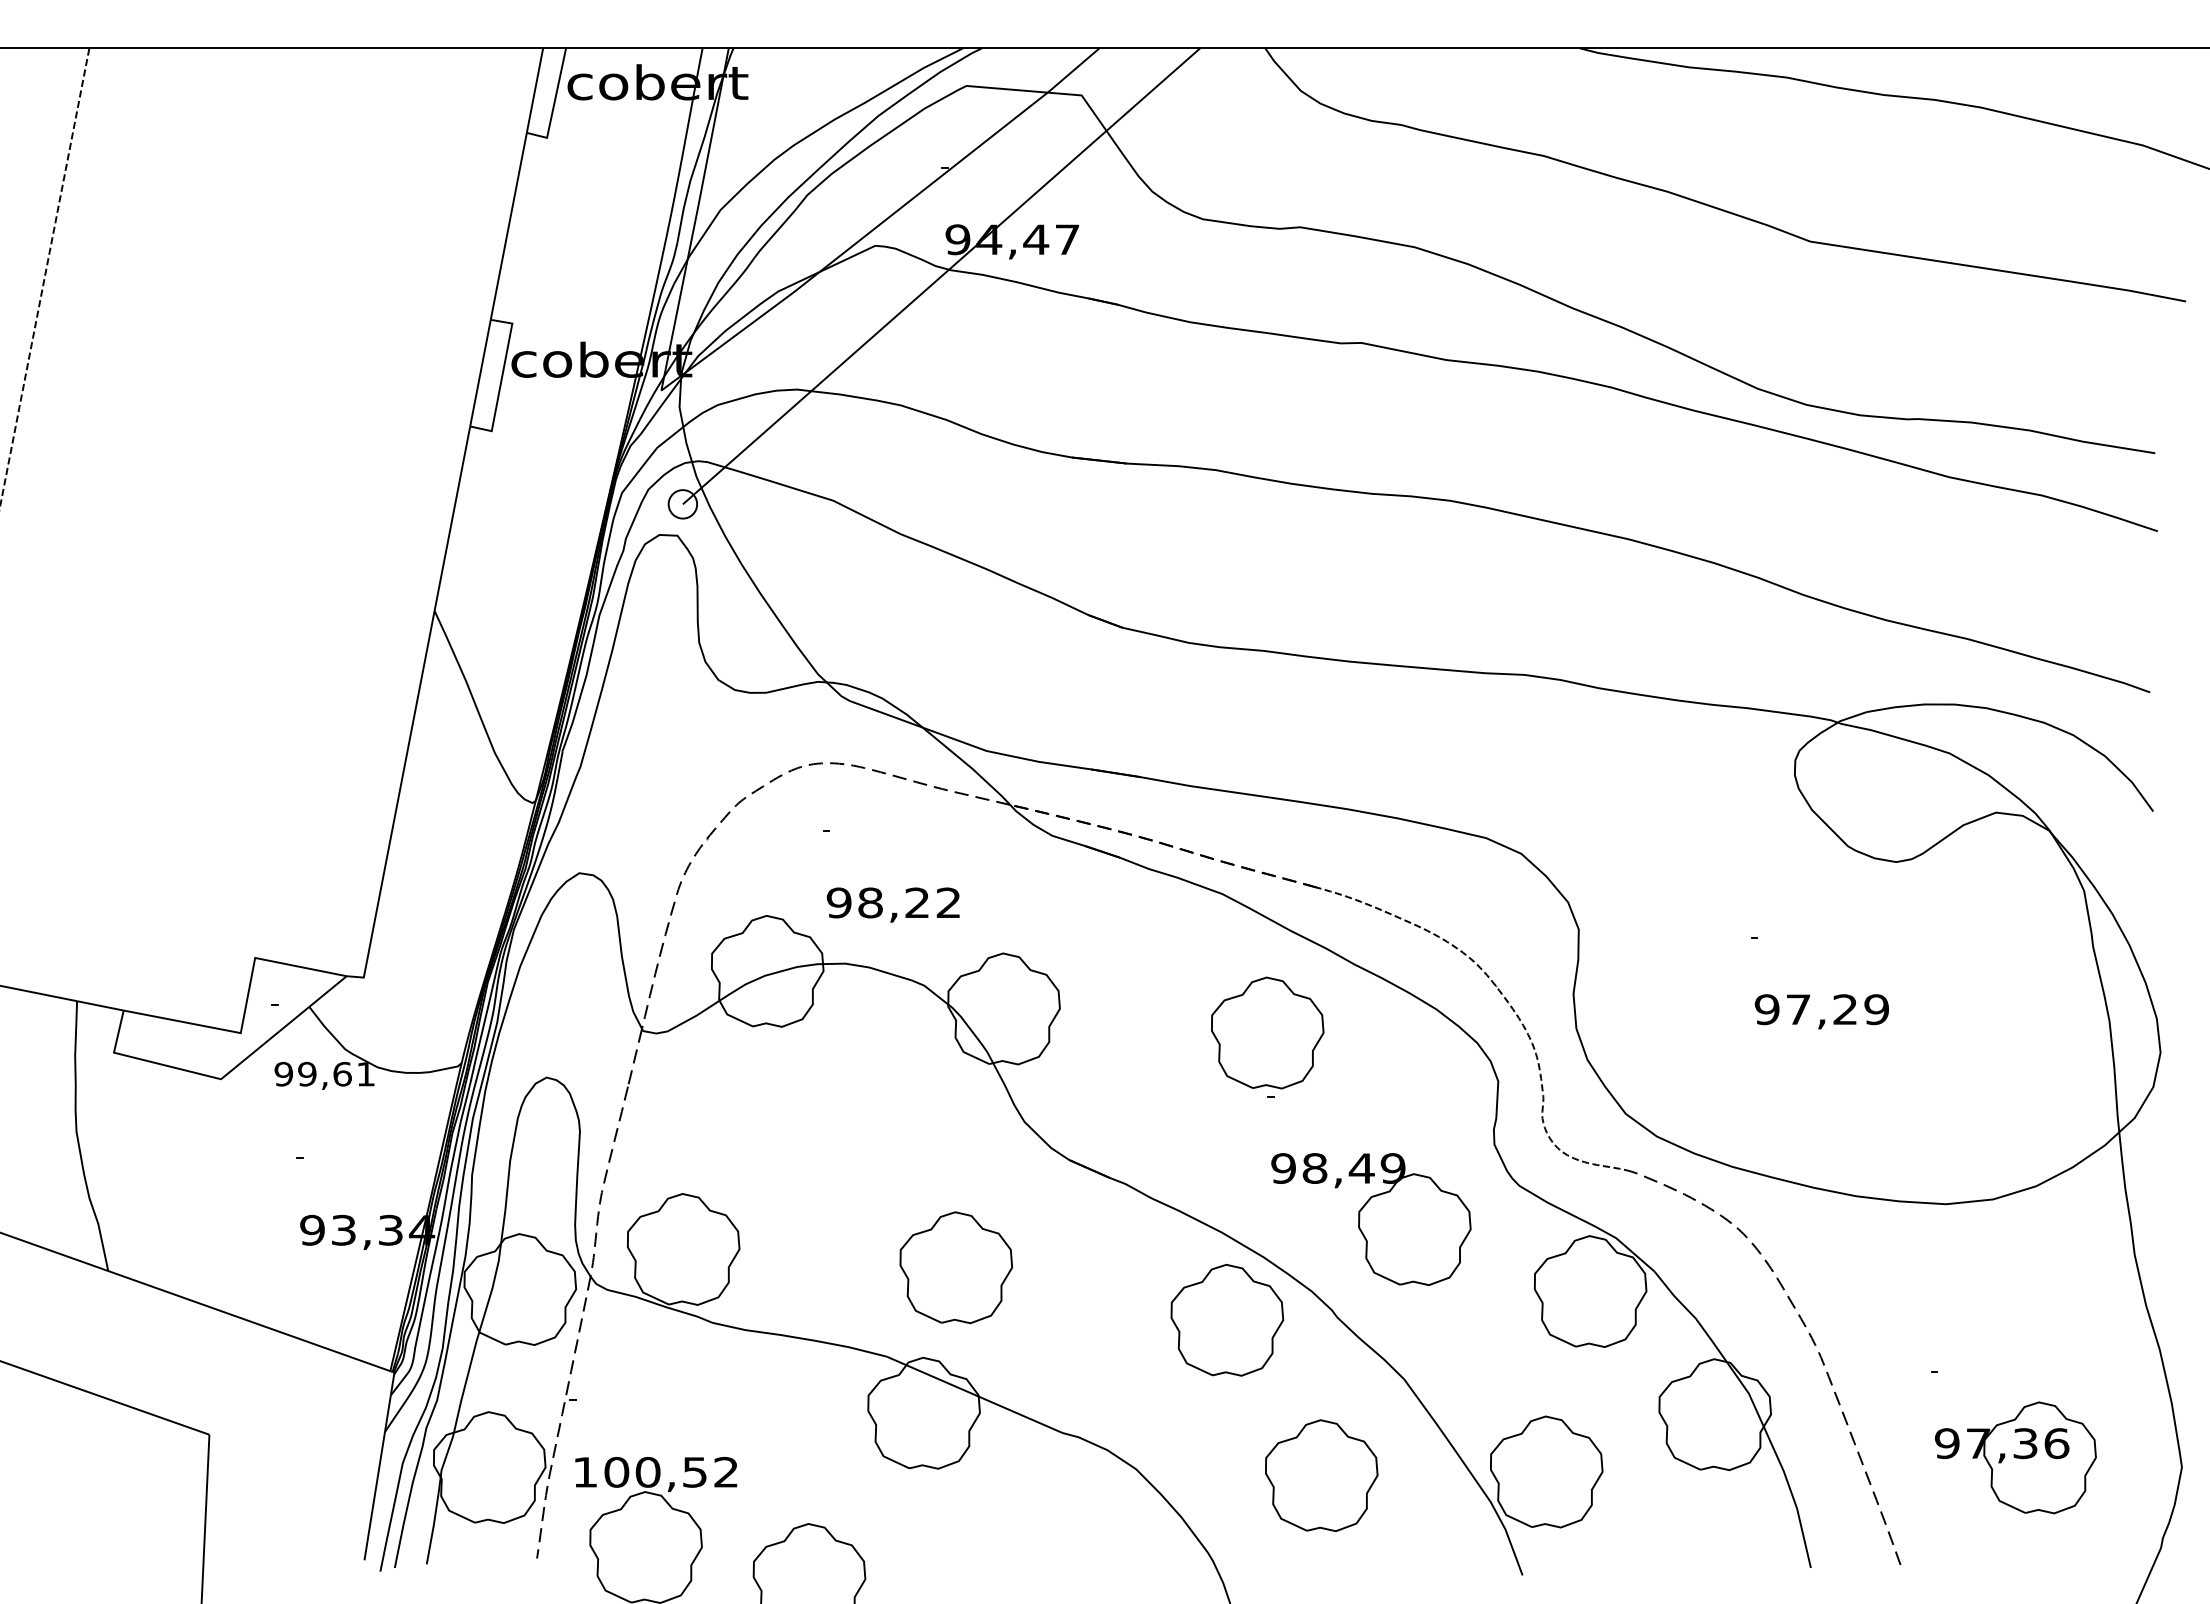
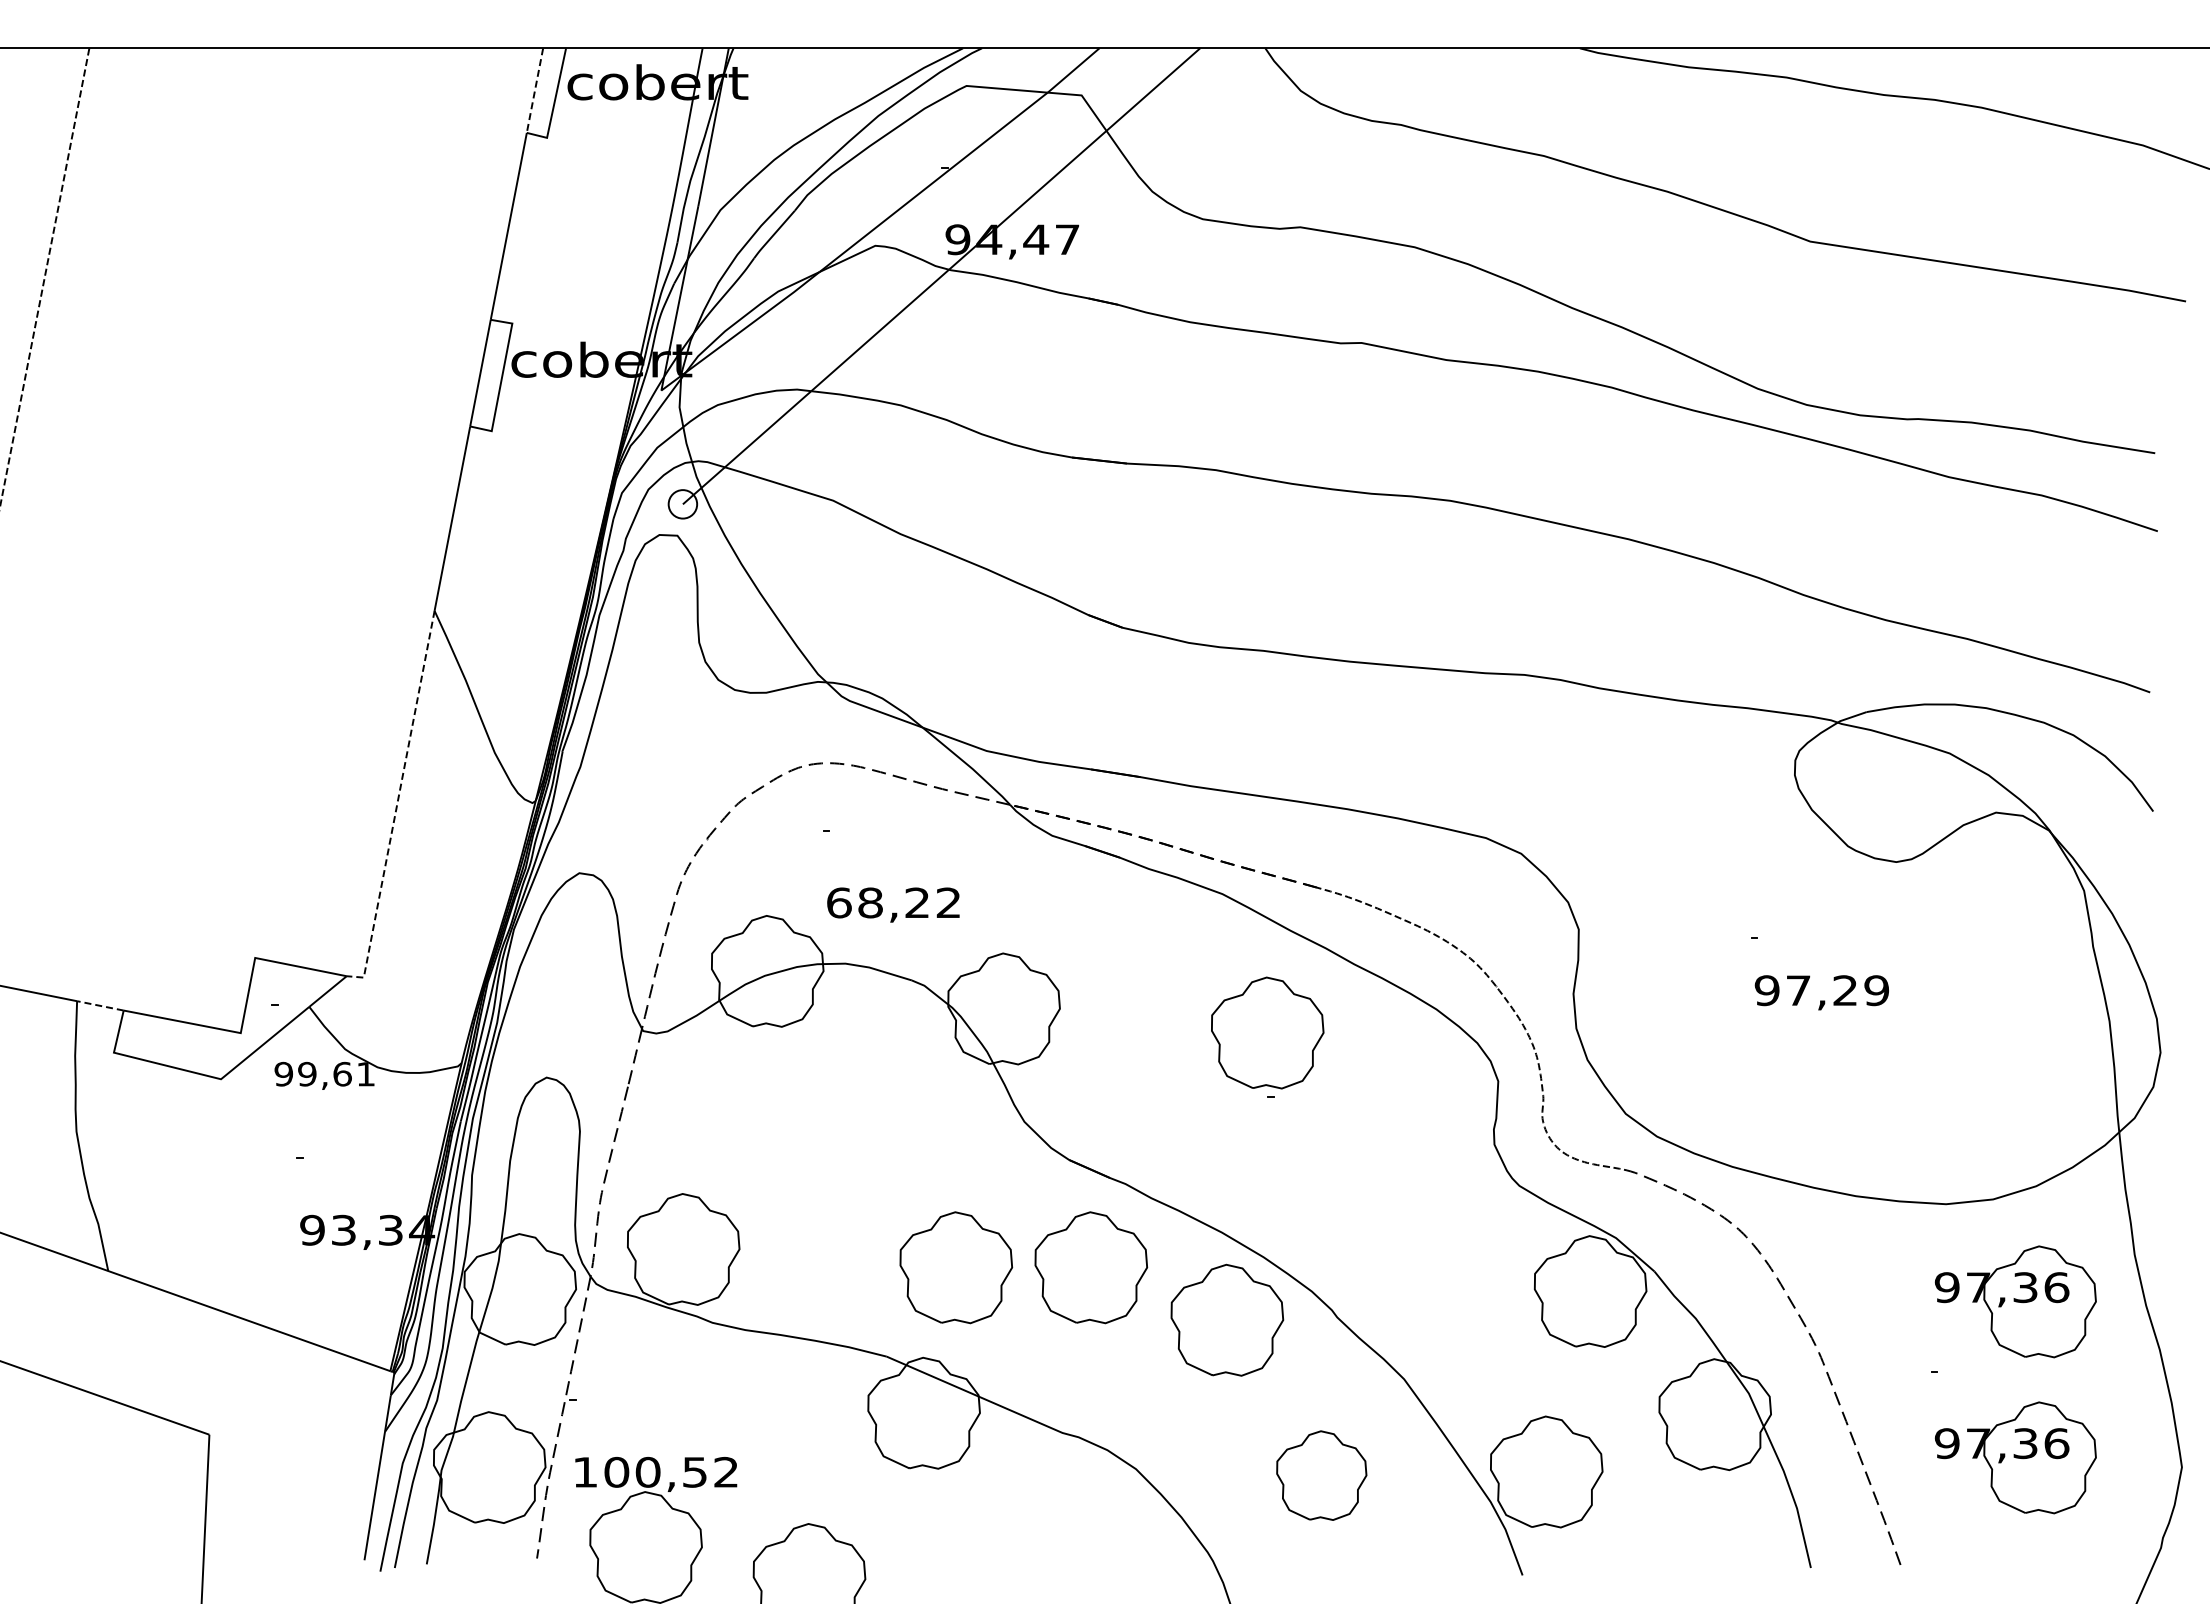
line: solid -> dashed (535, 90)
line: solid -> dashed (397, 804)
text: 98,22 -> 68,22 (838, 902)
line: solid -> dashed (100, 1005)
text position: (1821, 1011) -> (1821, 992) (1821, 992)
part: present -> none (1371, 1219)
part: none -> present (1091, 1267)
part: none -> present (2015, 1301)
part size: 114x113 px -> 92x91 px (1321, 1475)
